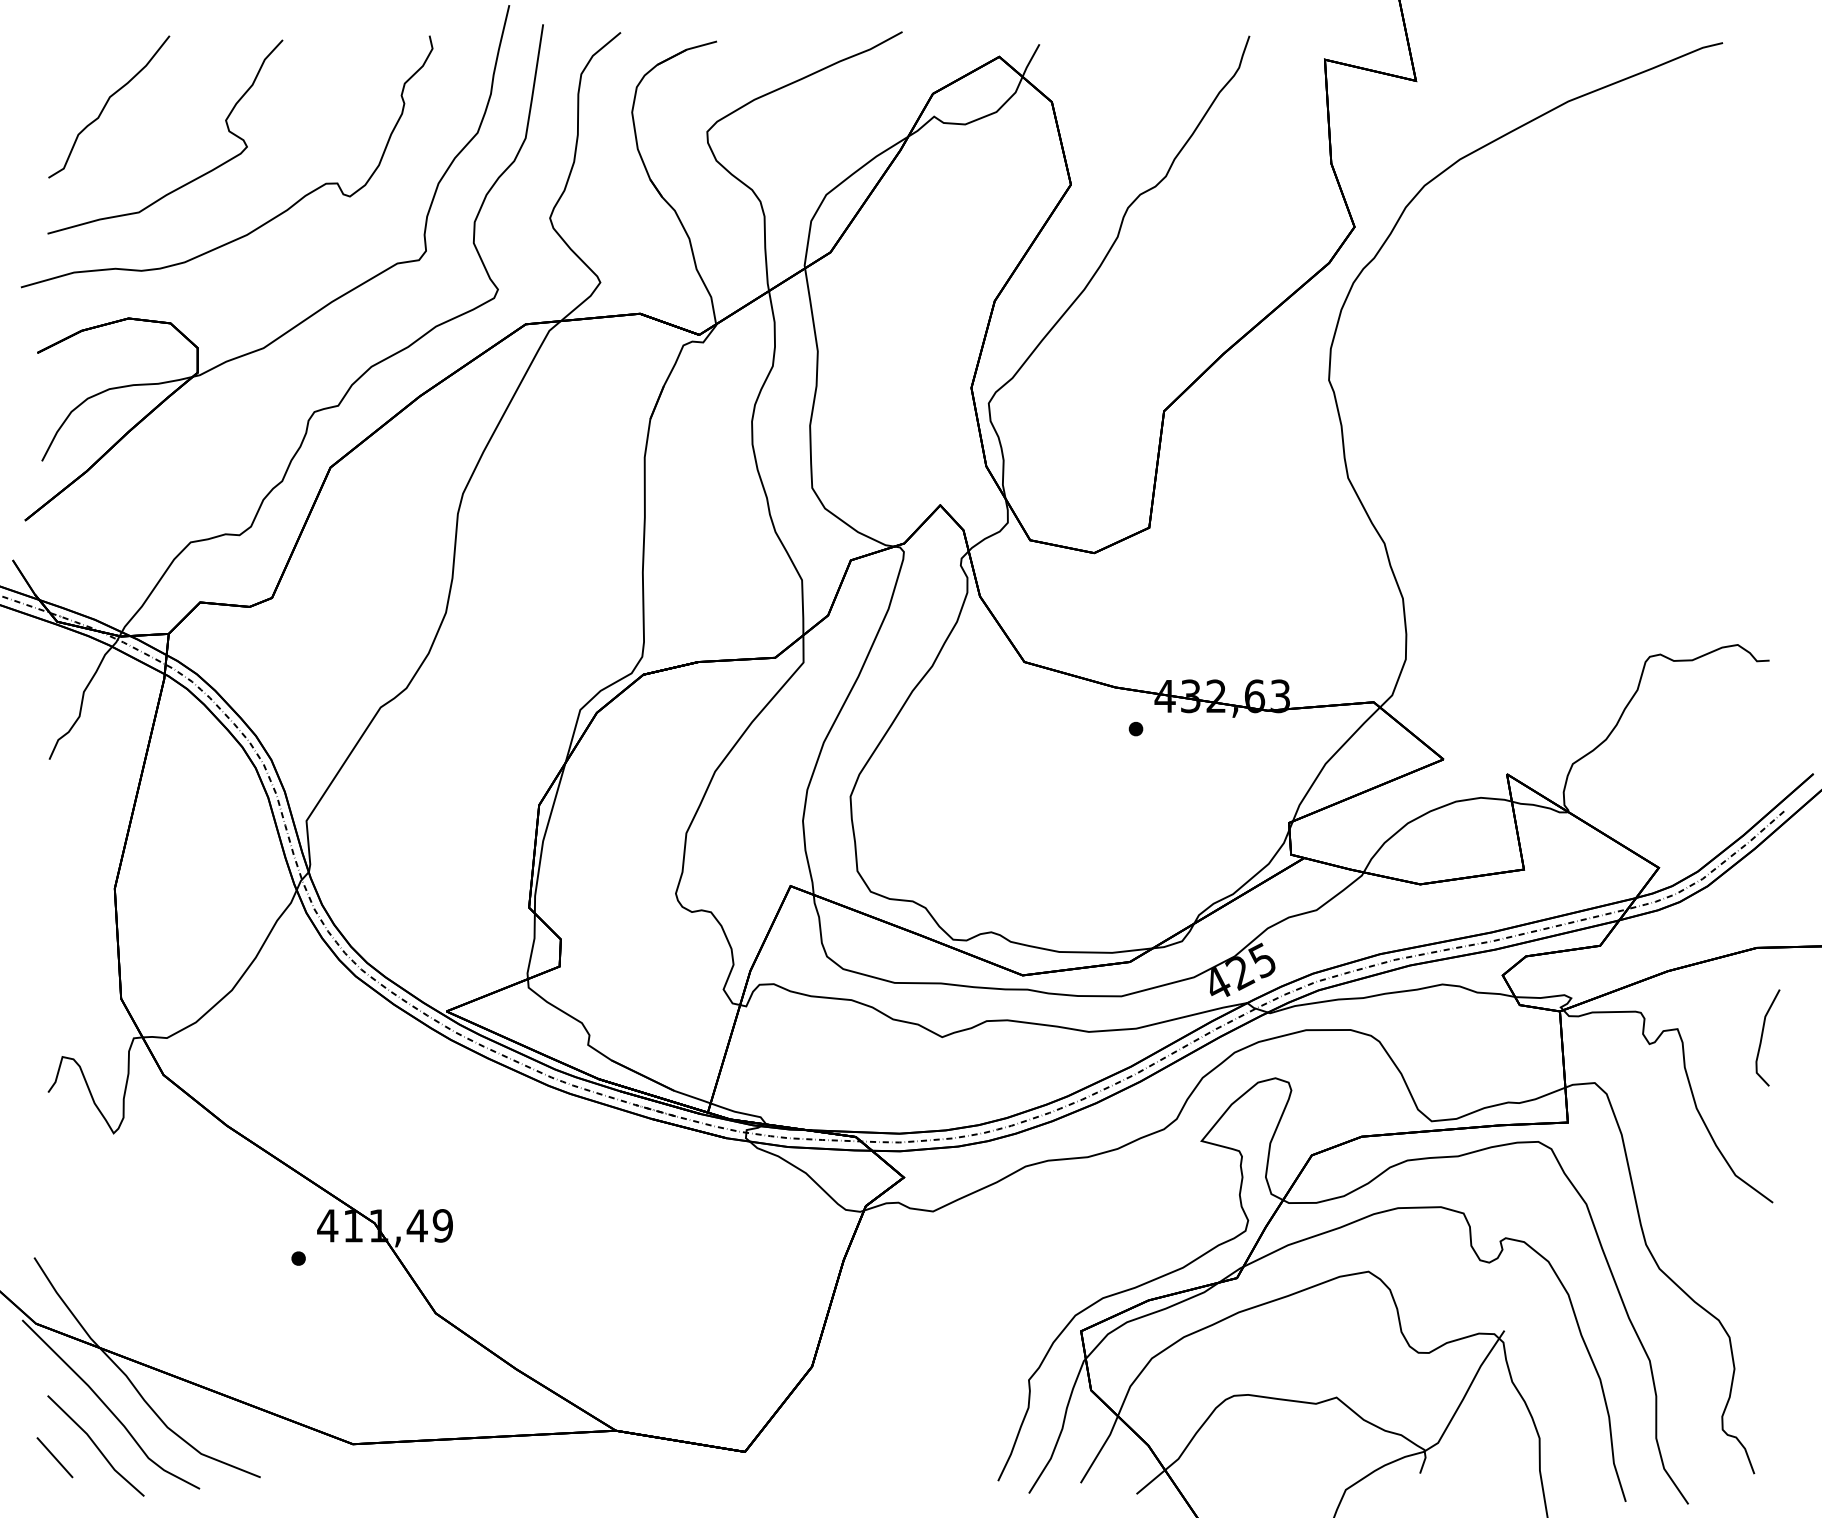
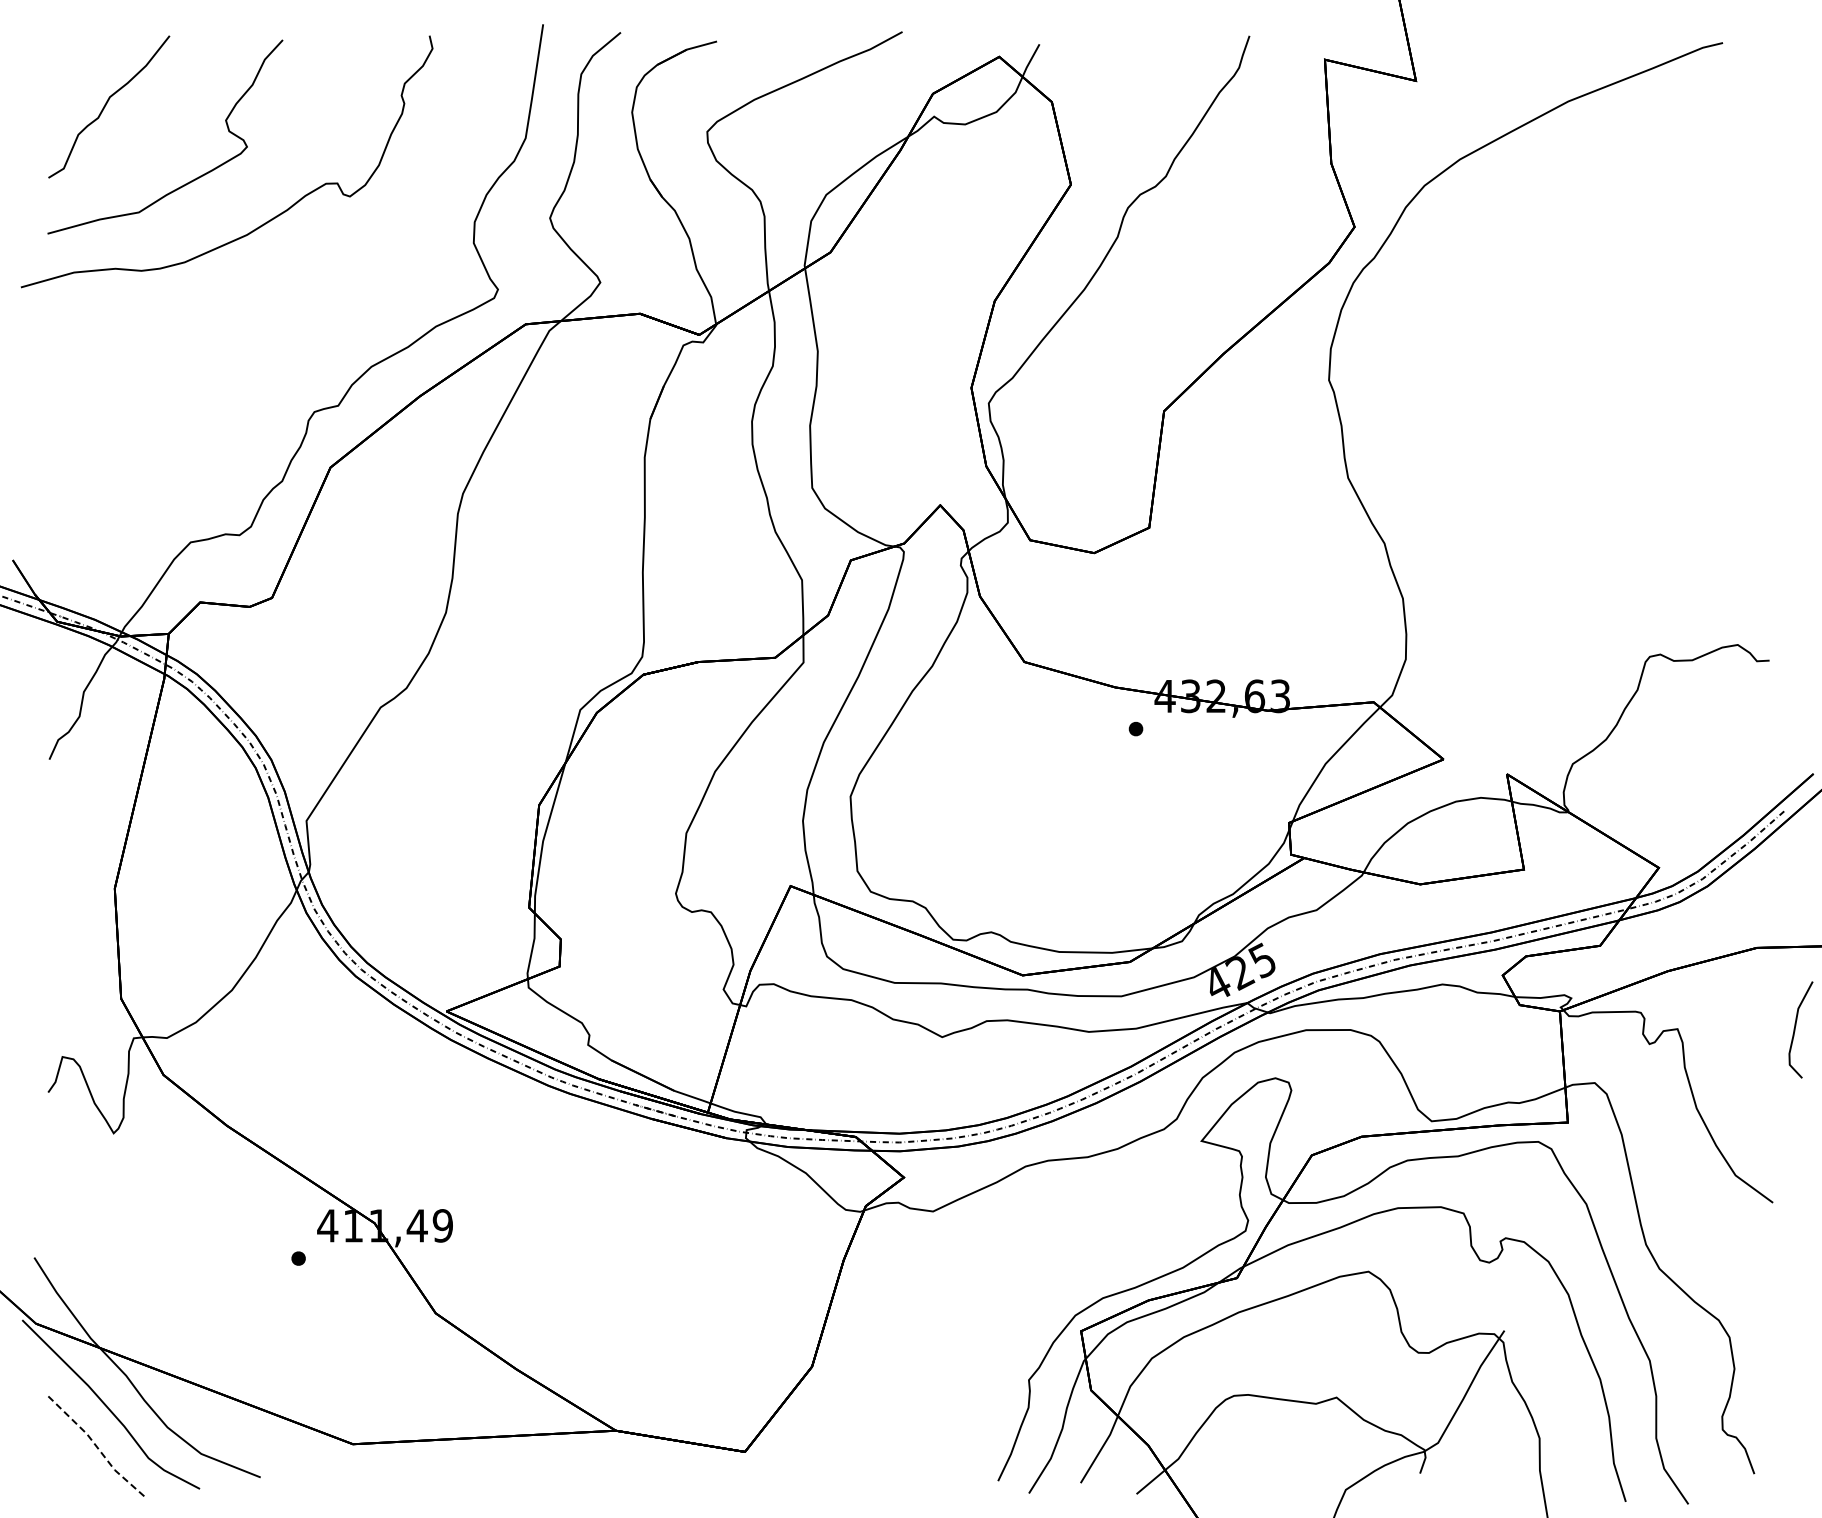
part: present -> none (305, 318)
curve position: (1762, 1037) -> (1795, 1029) (1795, 1029)
line: solid -> dashed (96, 1445)
line: present -> none (54, 1457)
